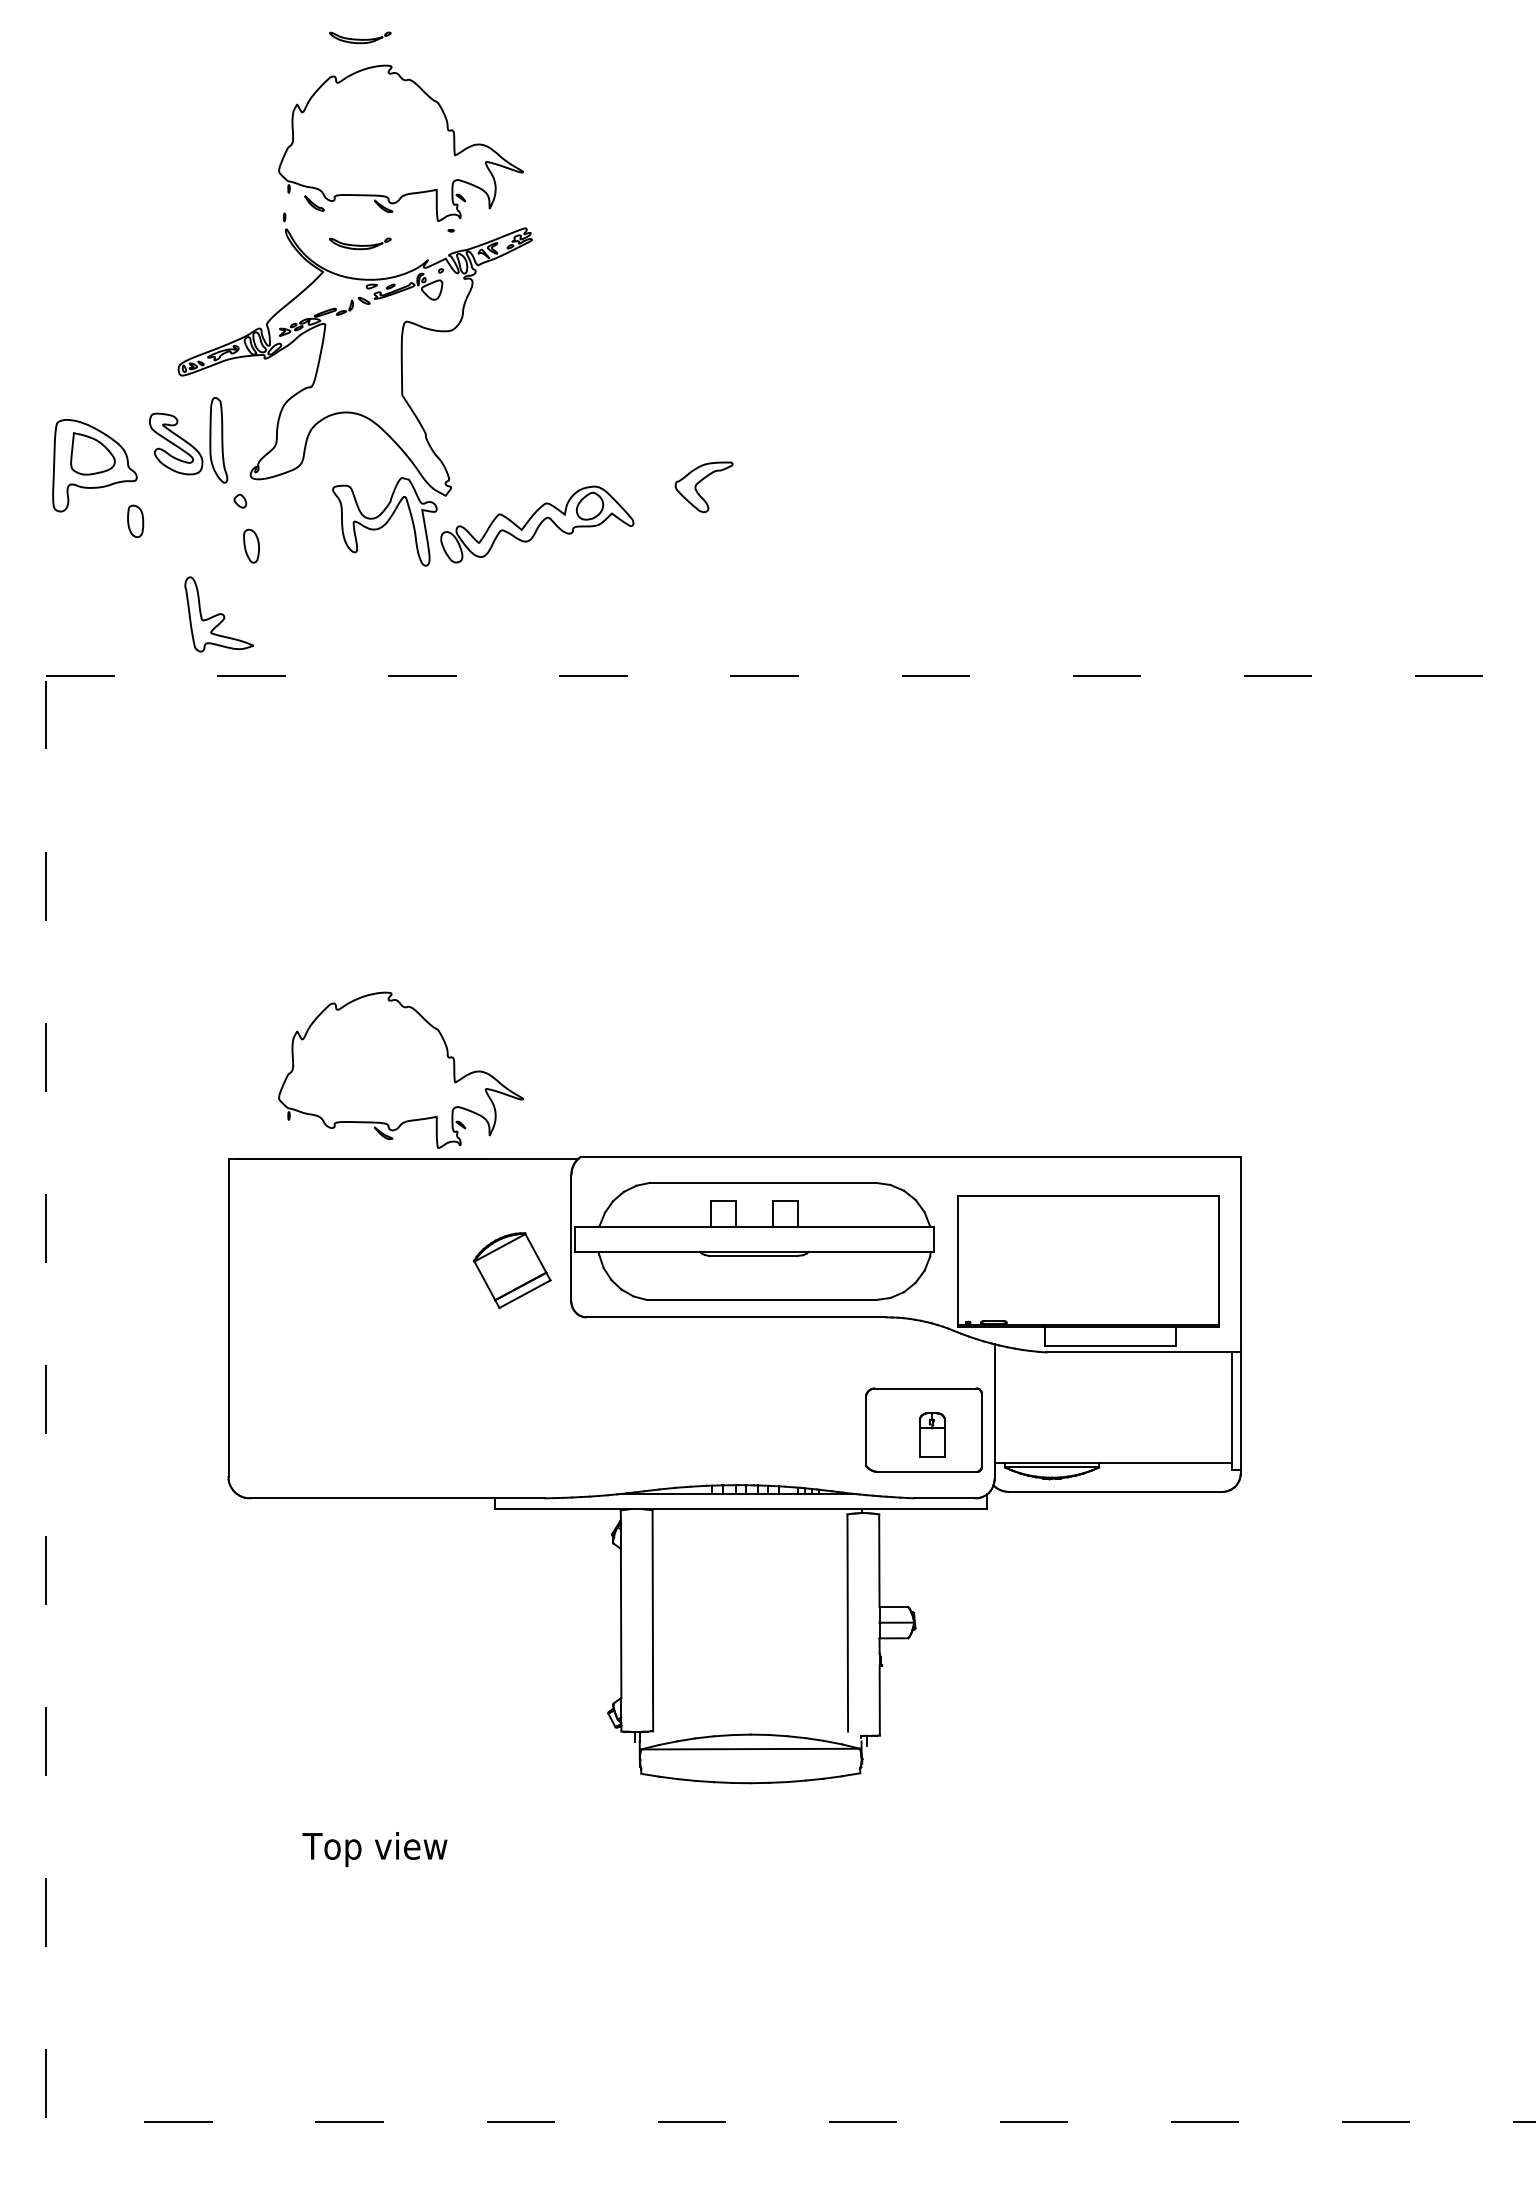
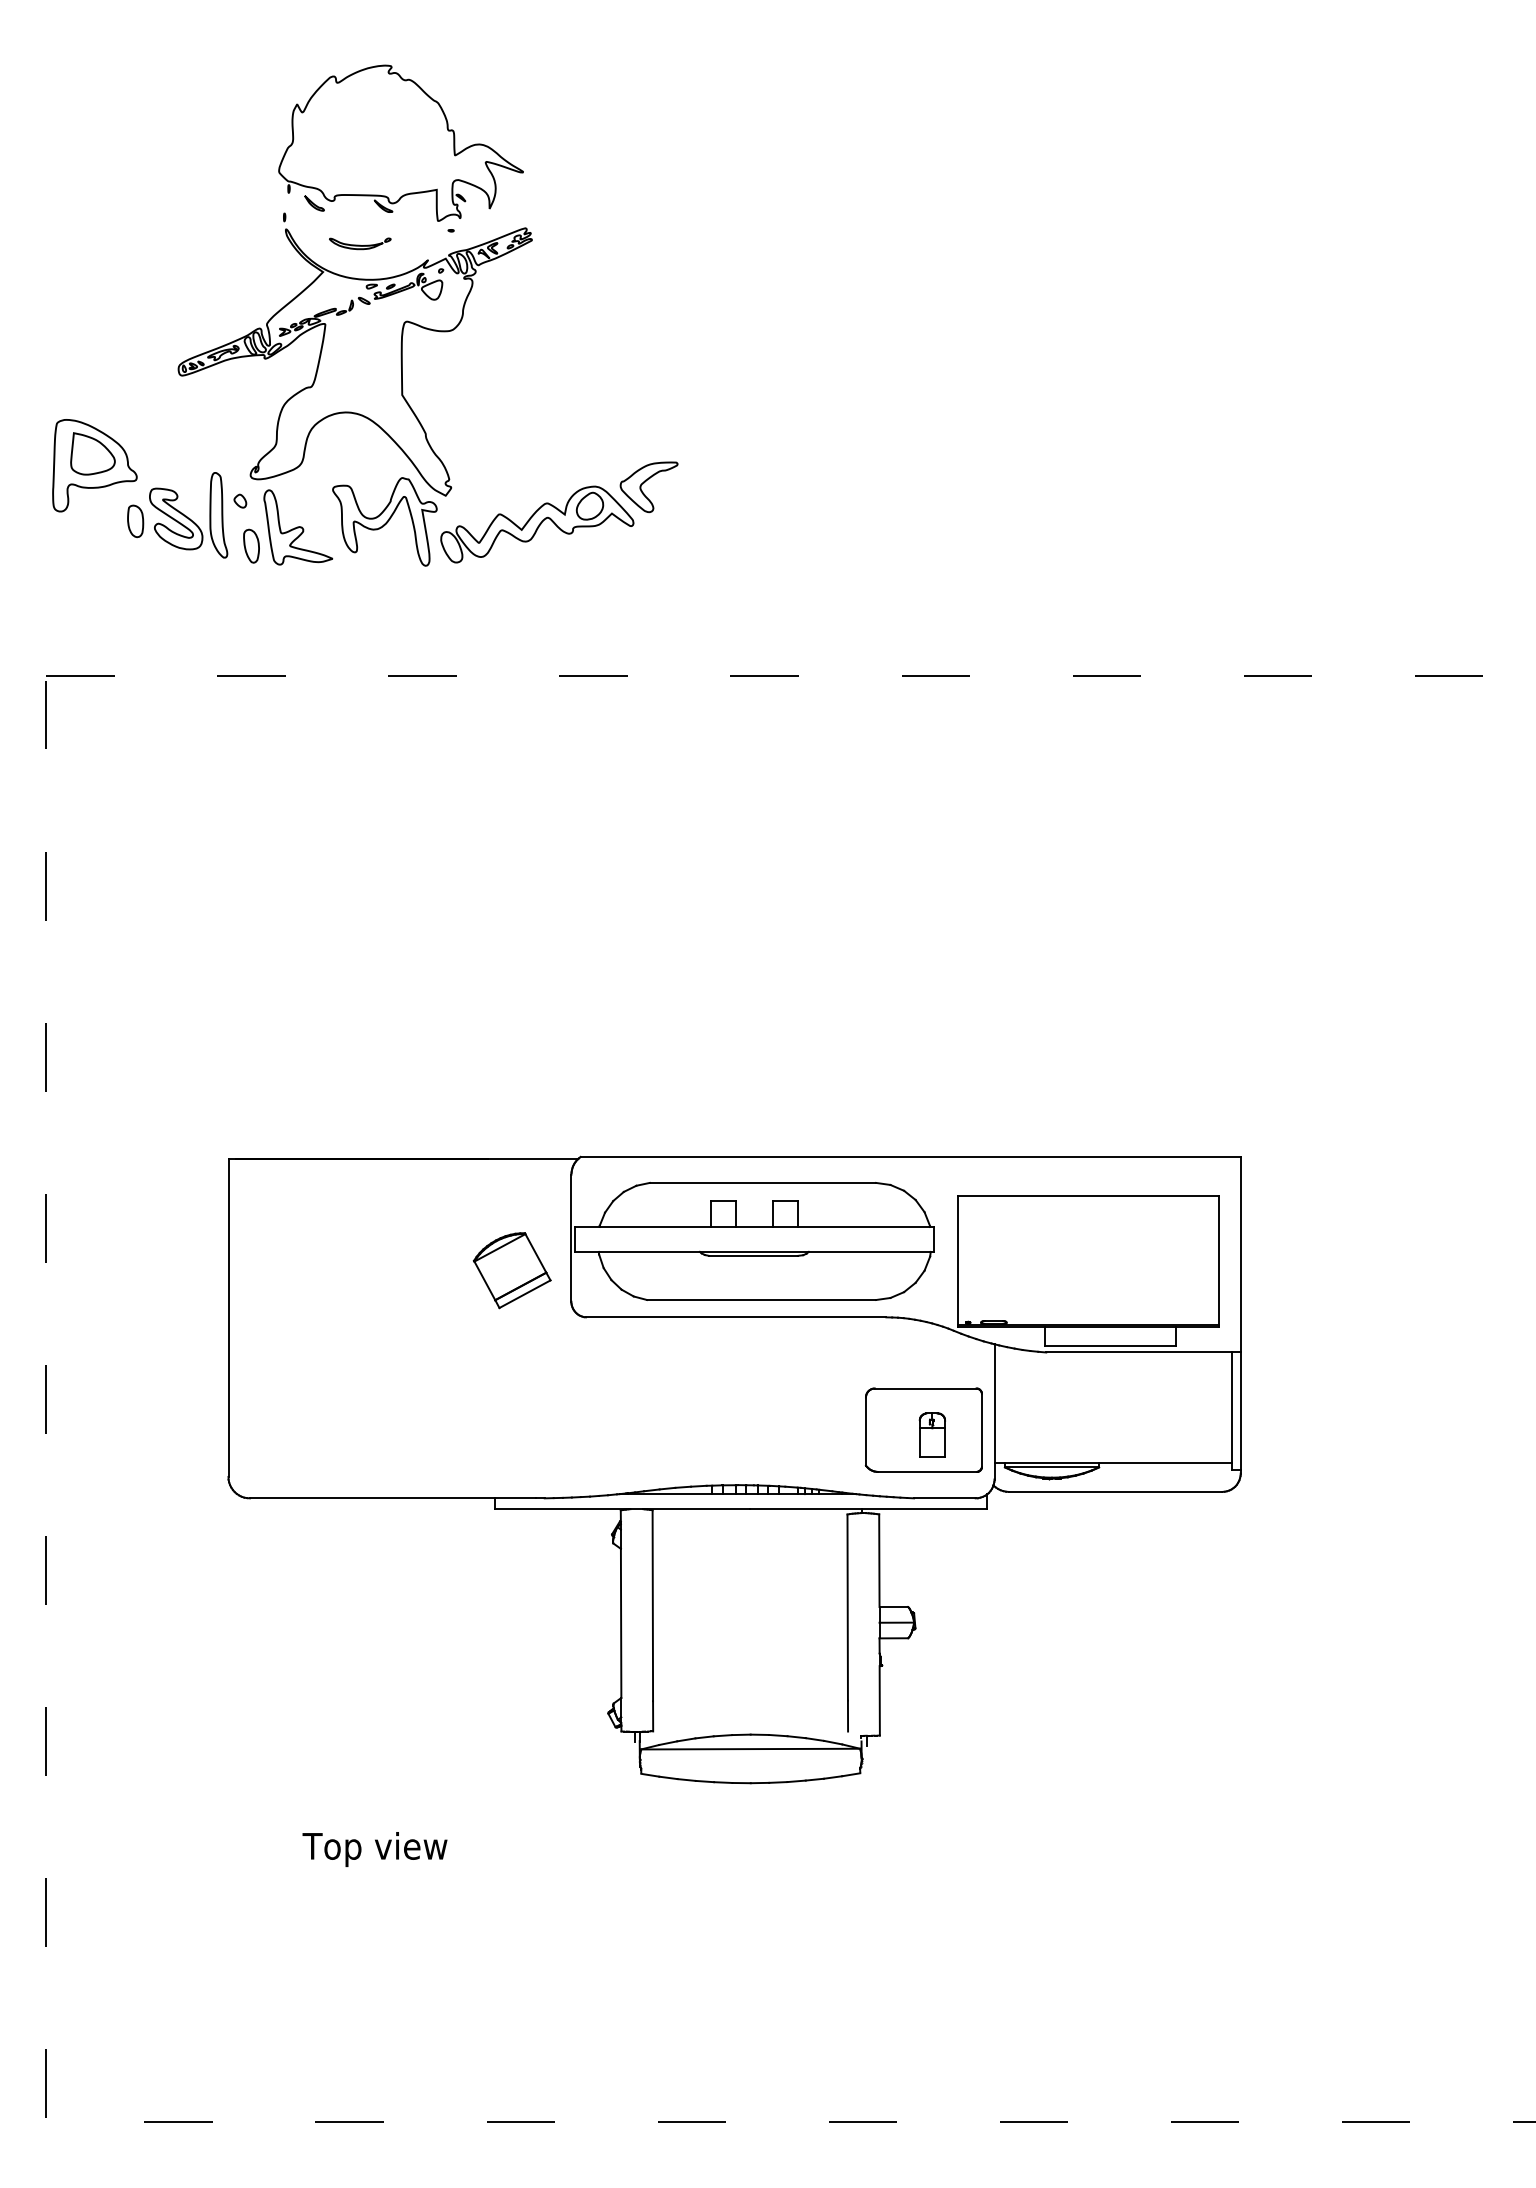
part: present -> none (360, 37)
part position: (188, 440) -> (188, 515) (188, 515)
part position: (703, 487) -> (648, 487) (648, 487)
part position: (219, 614) -> (298, 527) (298, 527)
part: present -> none (400, 1069)
